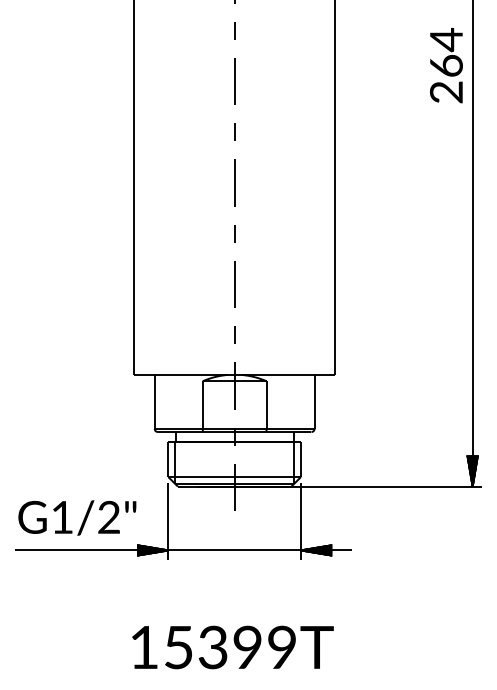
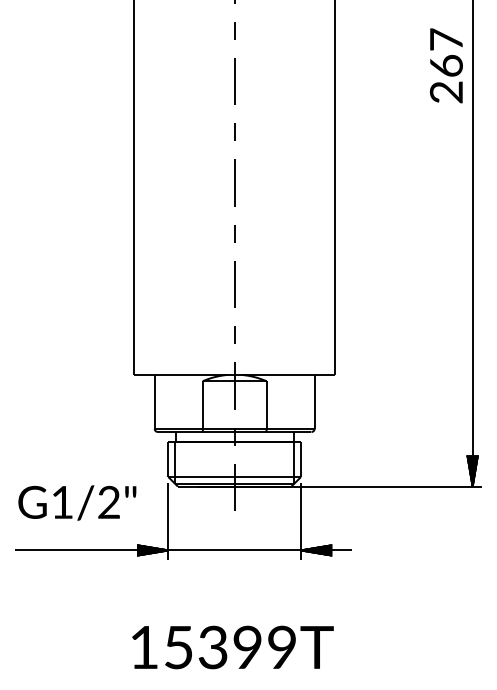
text: 264 -> 267 (446, 40)
text position: (77, 517) -> (77, 502) (77, 502)
